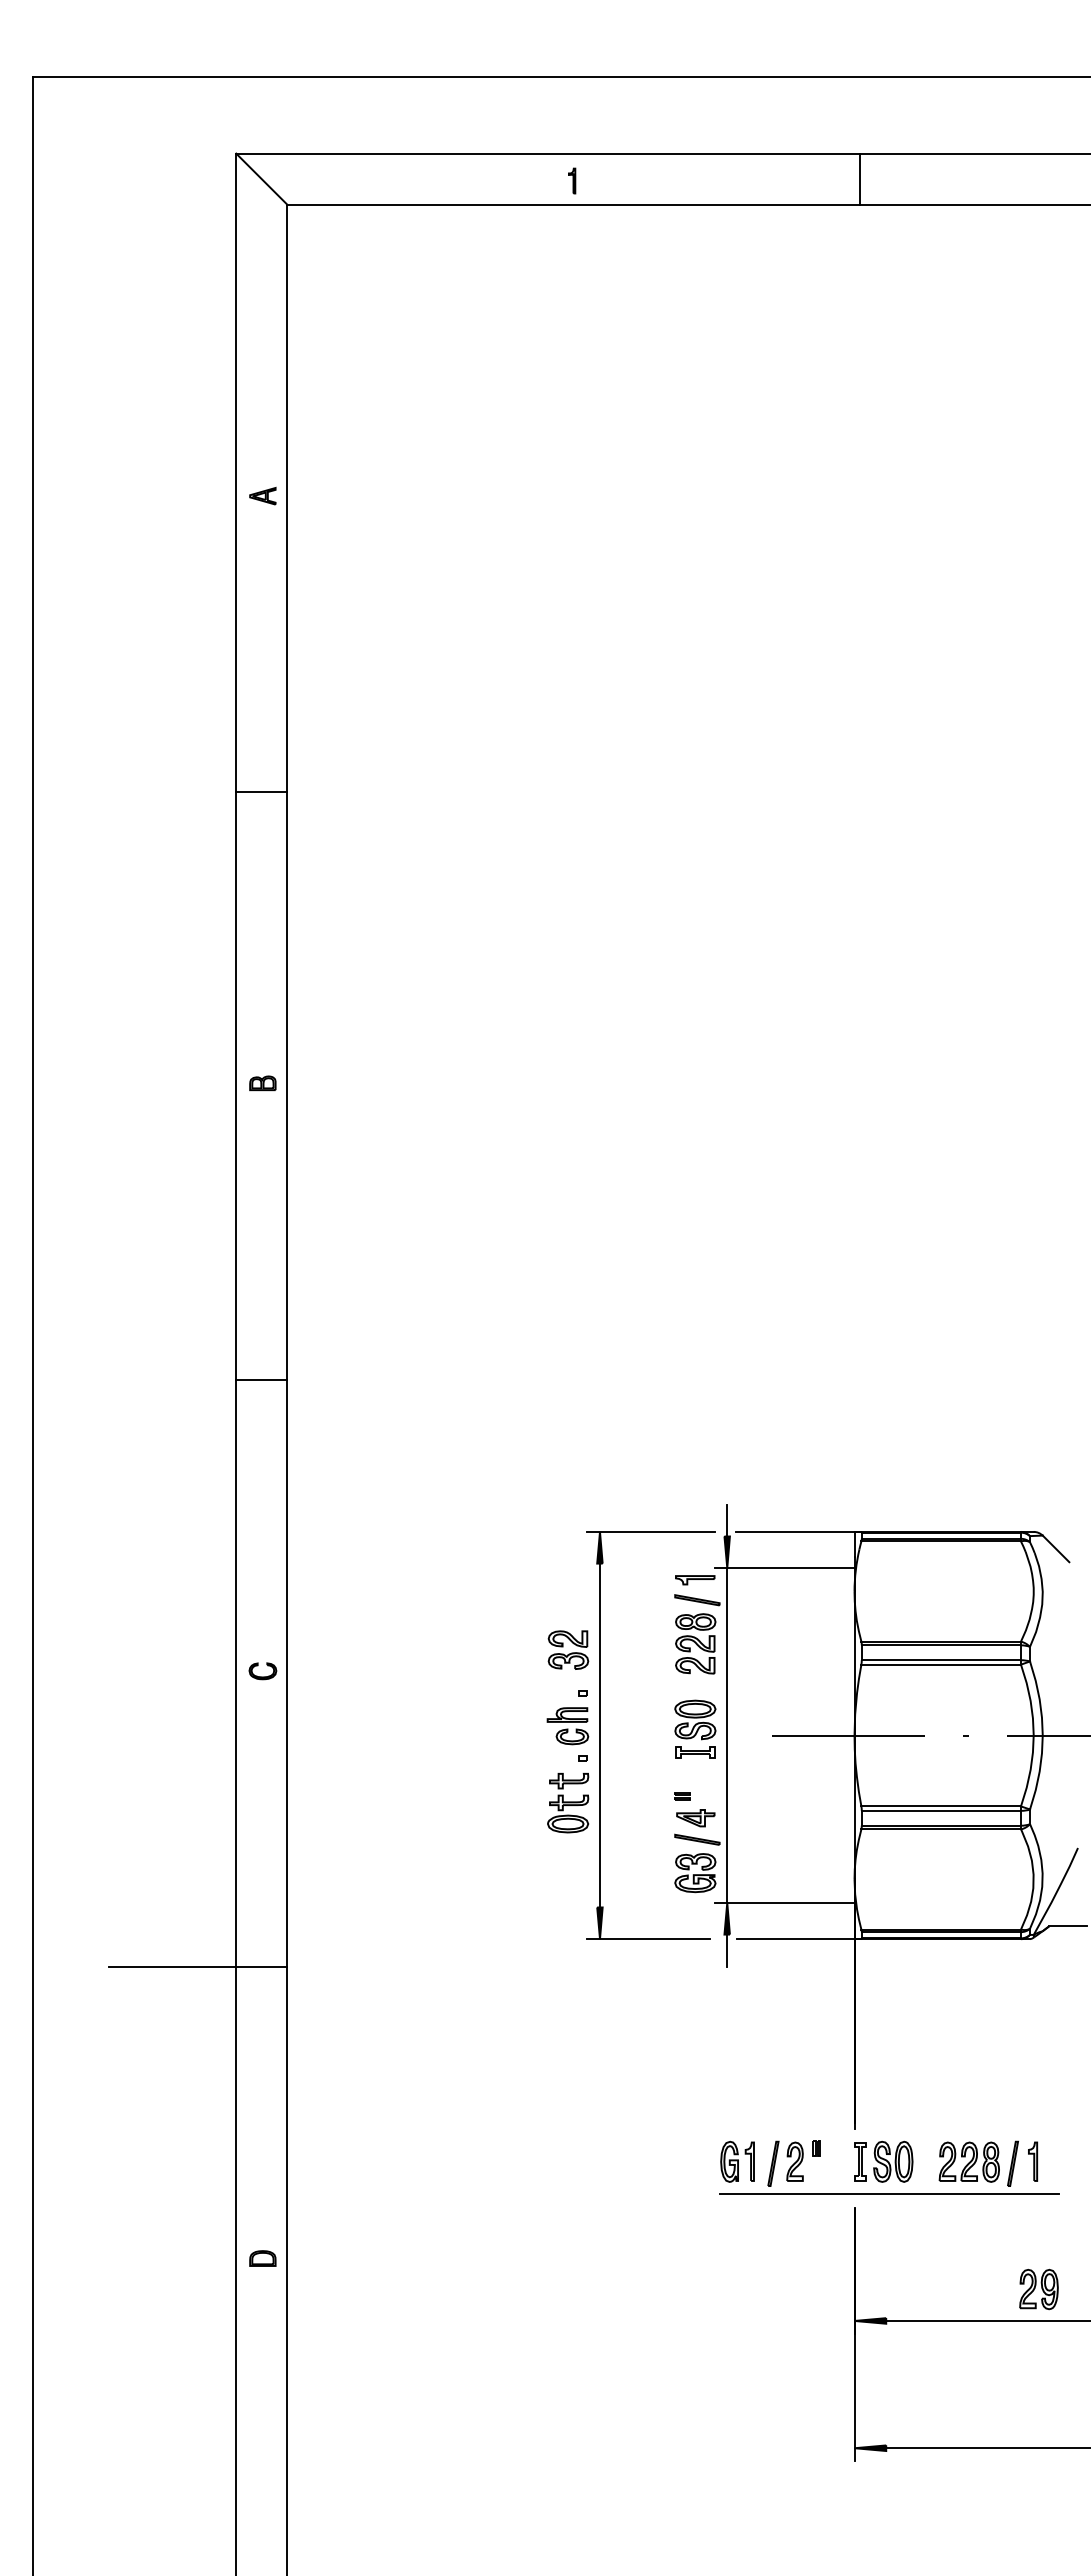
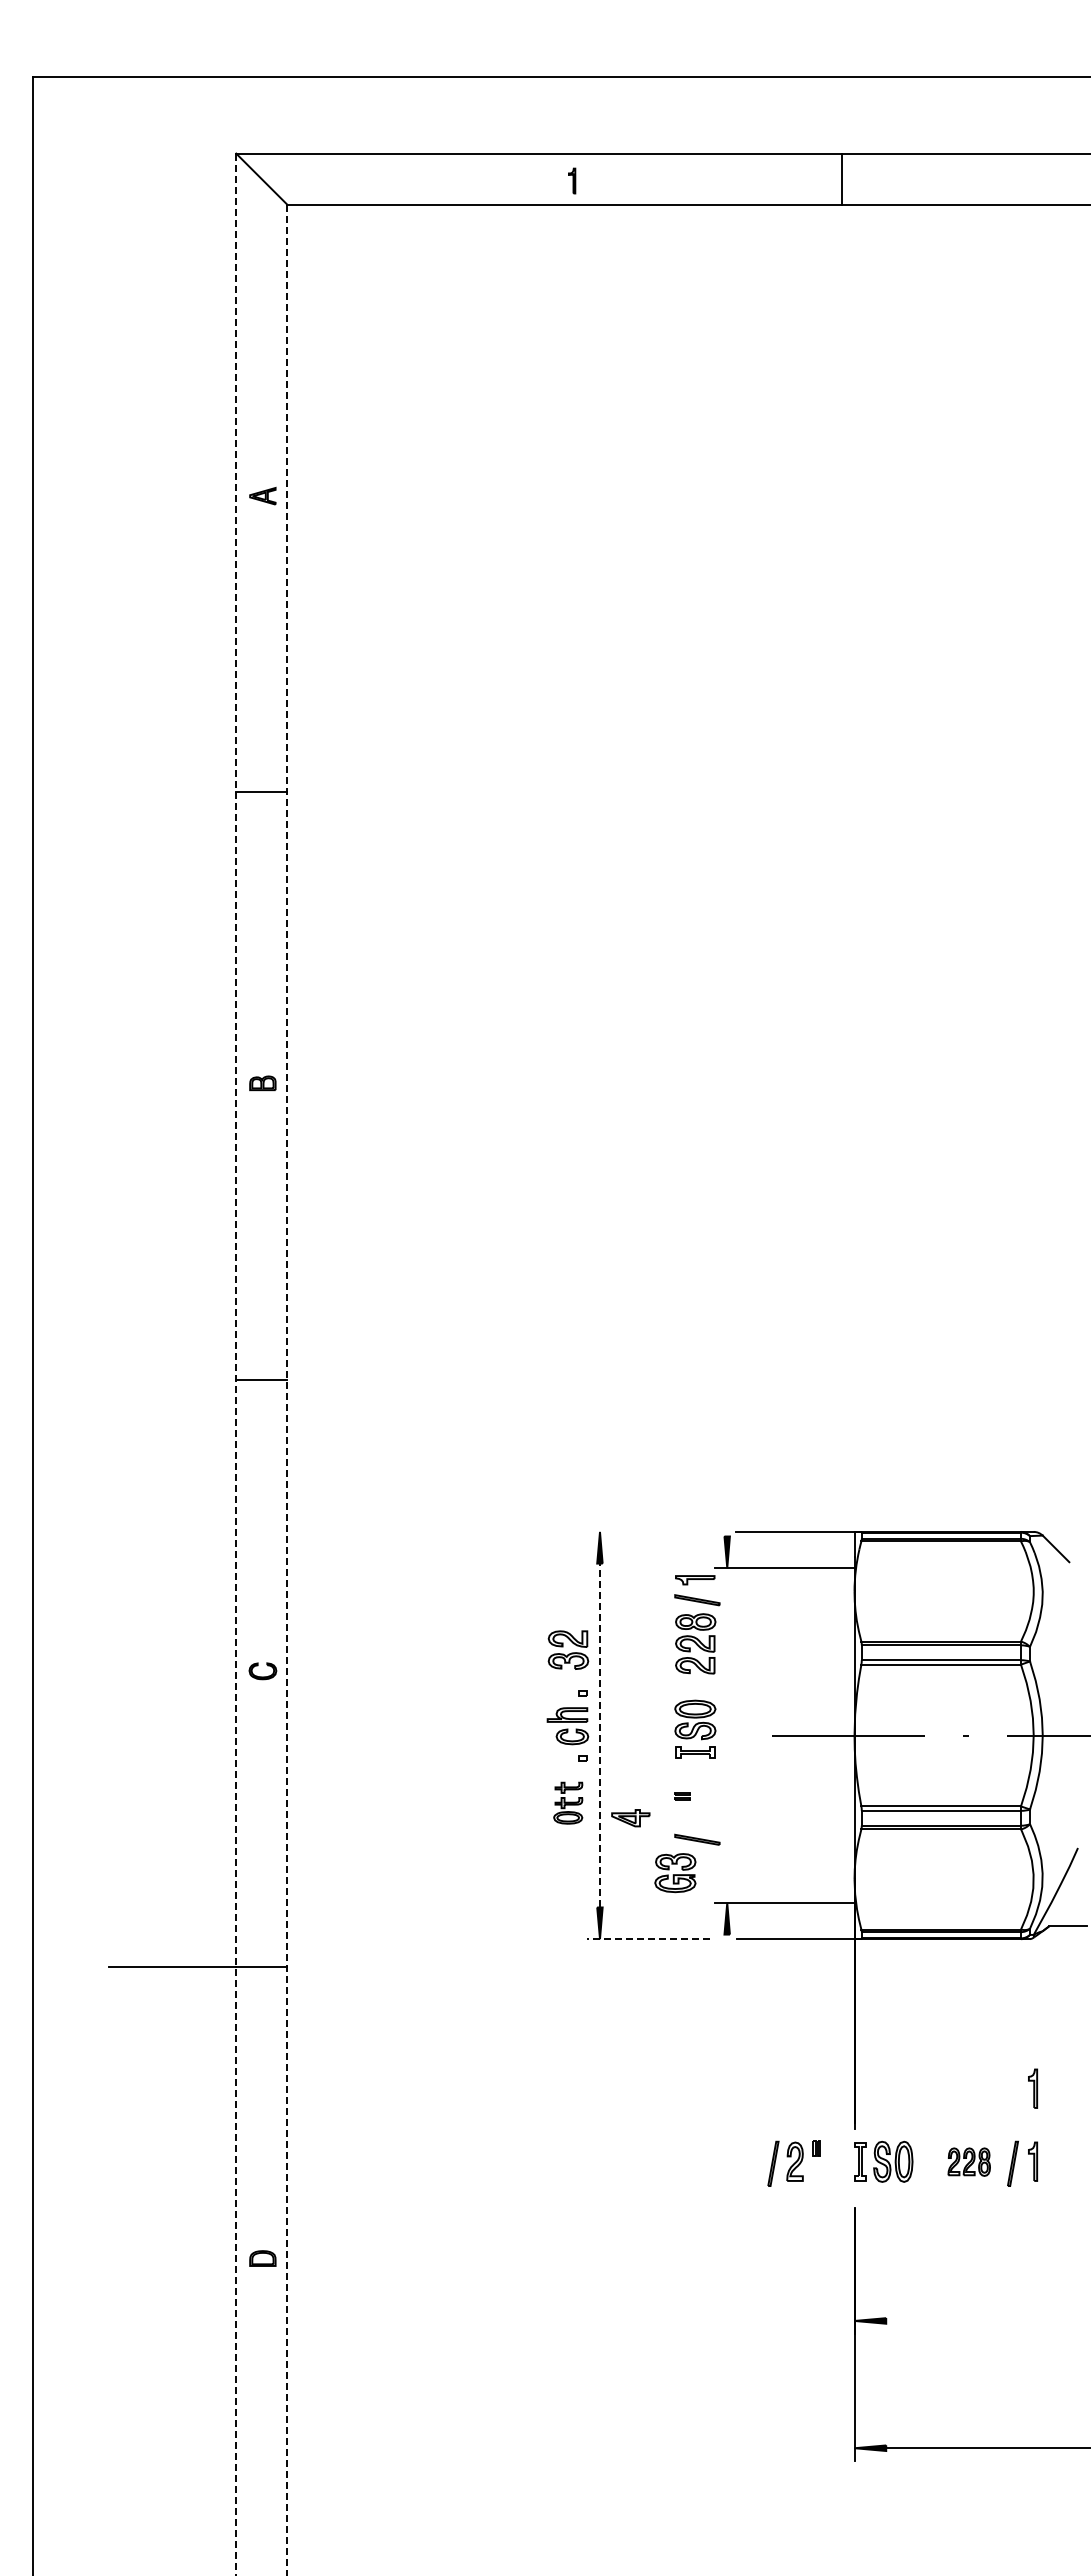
line position: (859, 178) -> (841, 178) (841, 178)
line: solid -> dashed (236, 1364)
line: solid -> dashed (287, 1390)
line: present -> none (727, 1520)
line: present -> none (650, 1531)
line: solid -> dashed (600, 1735)
line: present -> none (727, 1735)
part size: 43x61 px -> 31x44 px (568, 1802)
part position: (695, 1818) -> (630, 1818) (630, 1818)
part position: (695, 1873) -> (675, 1873) (675, 1873)
line: solid -> dashed (648, 1939)
line: present -> none (727, 1950)
part: none -> present (1033, 2088)
part: present -> none (737, 2161)
part size: 62x42 px -> 44x30 px (968, 2161)
line: present -> none (888, 2193)
part: present -> none (1038, 2289)
line: present -> none (986, 2320)
